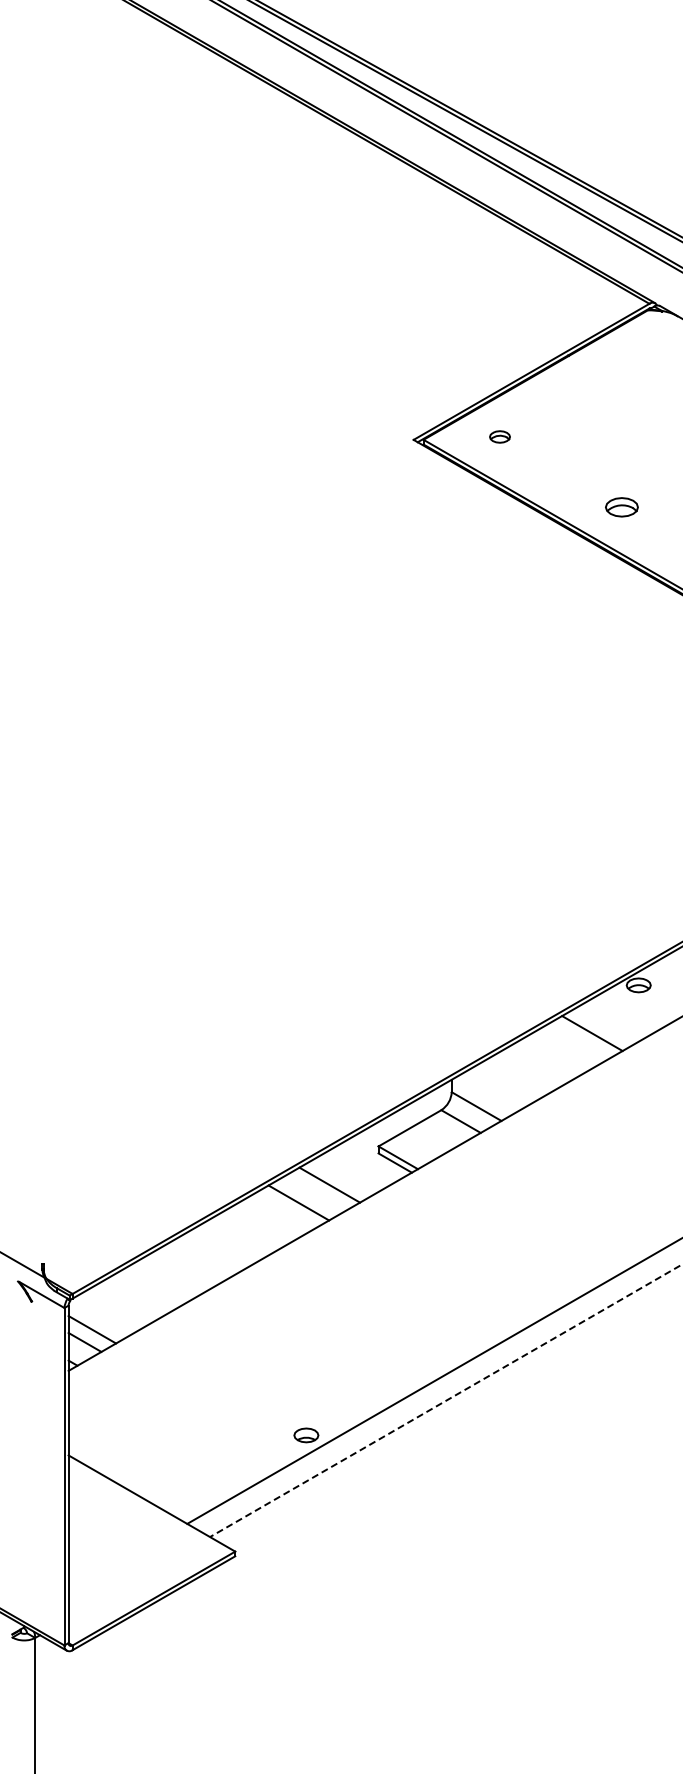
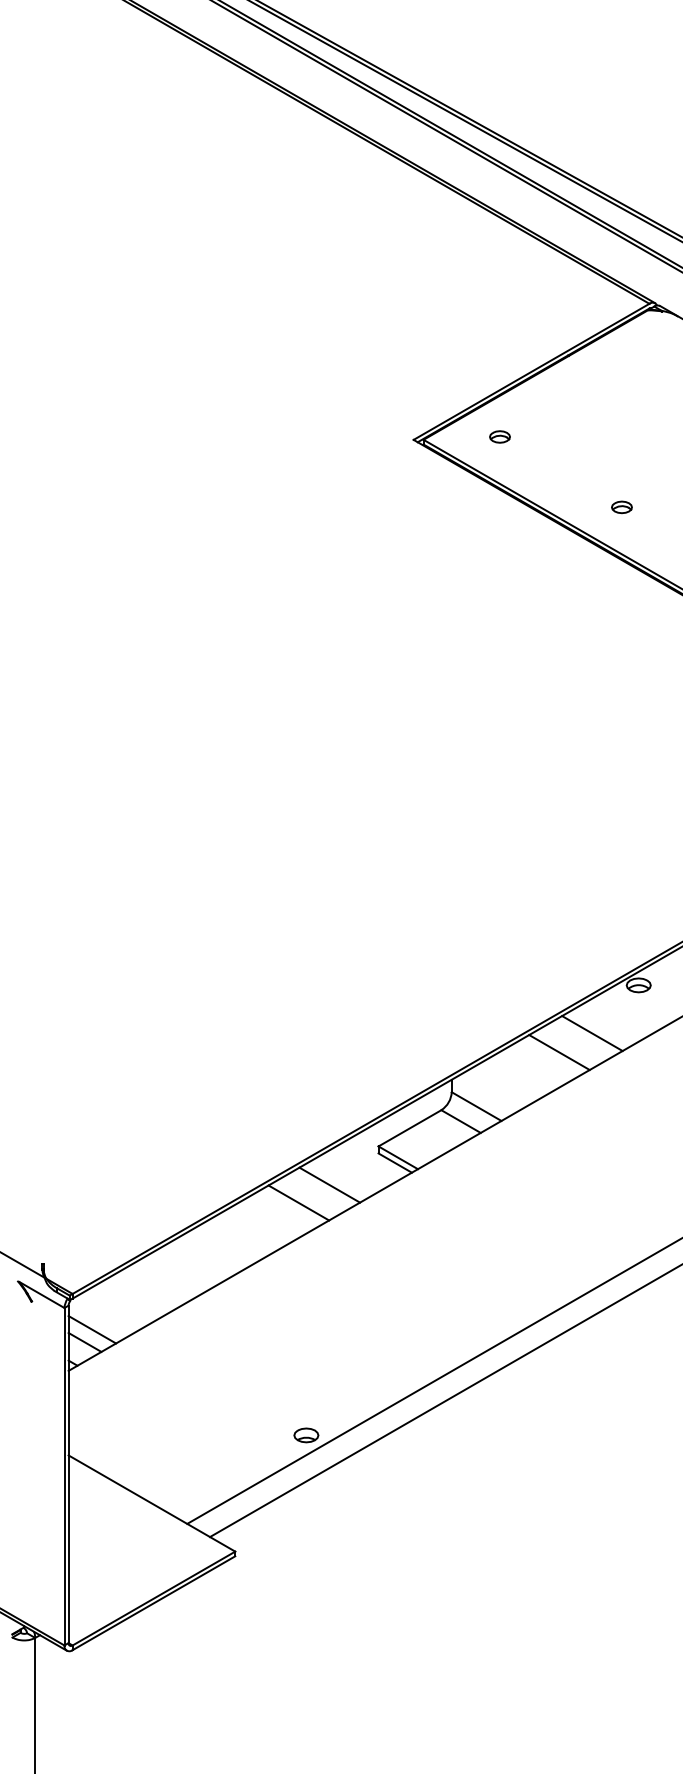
part size: 34x21 px -> 22x15 px (621, 507)
line: none -> present (559, 1052)
line: dashed -> solid (446, 1400)
